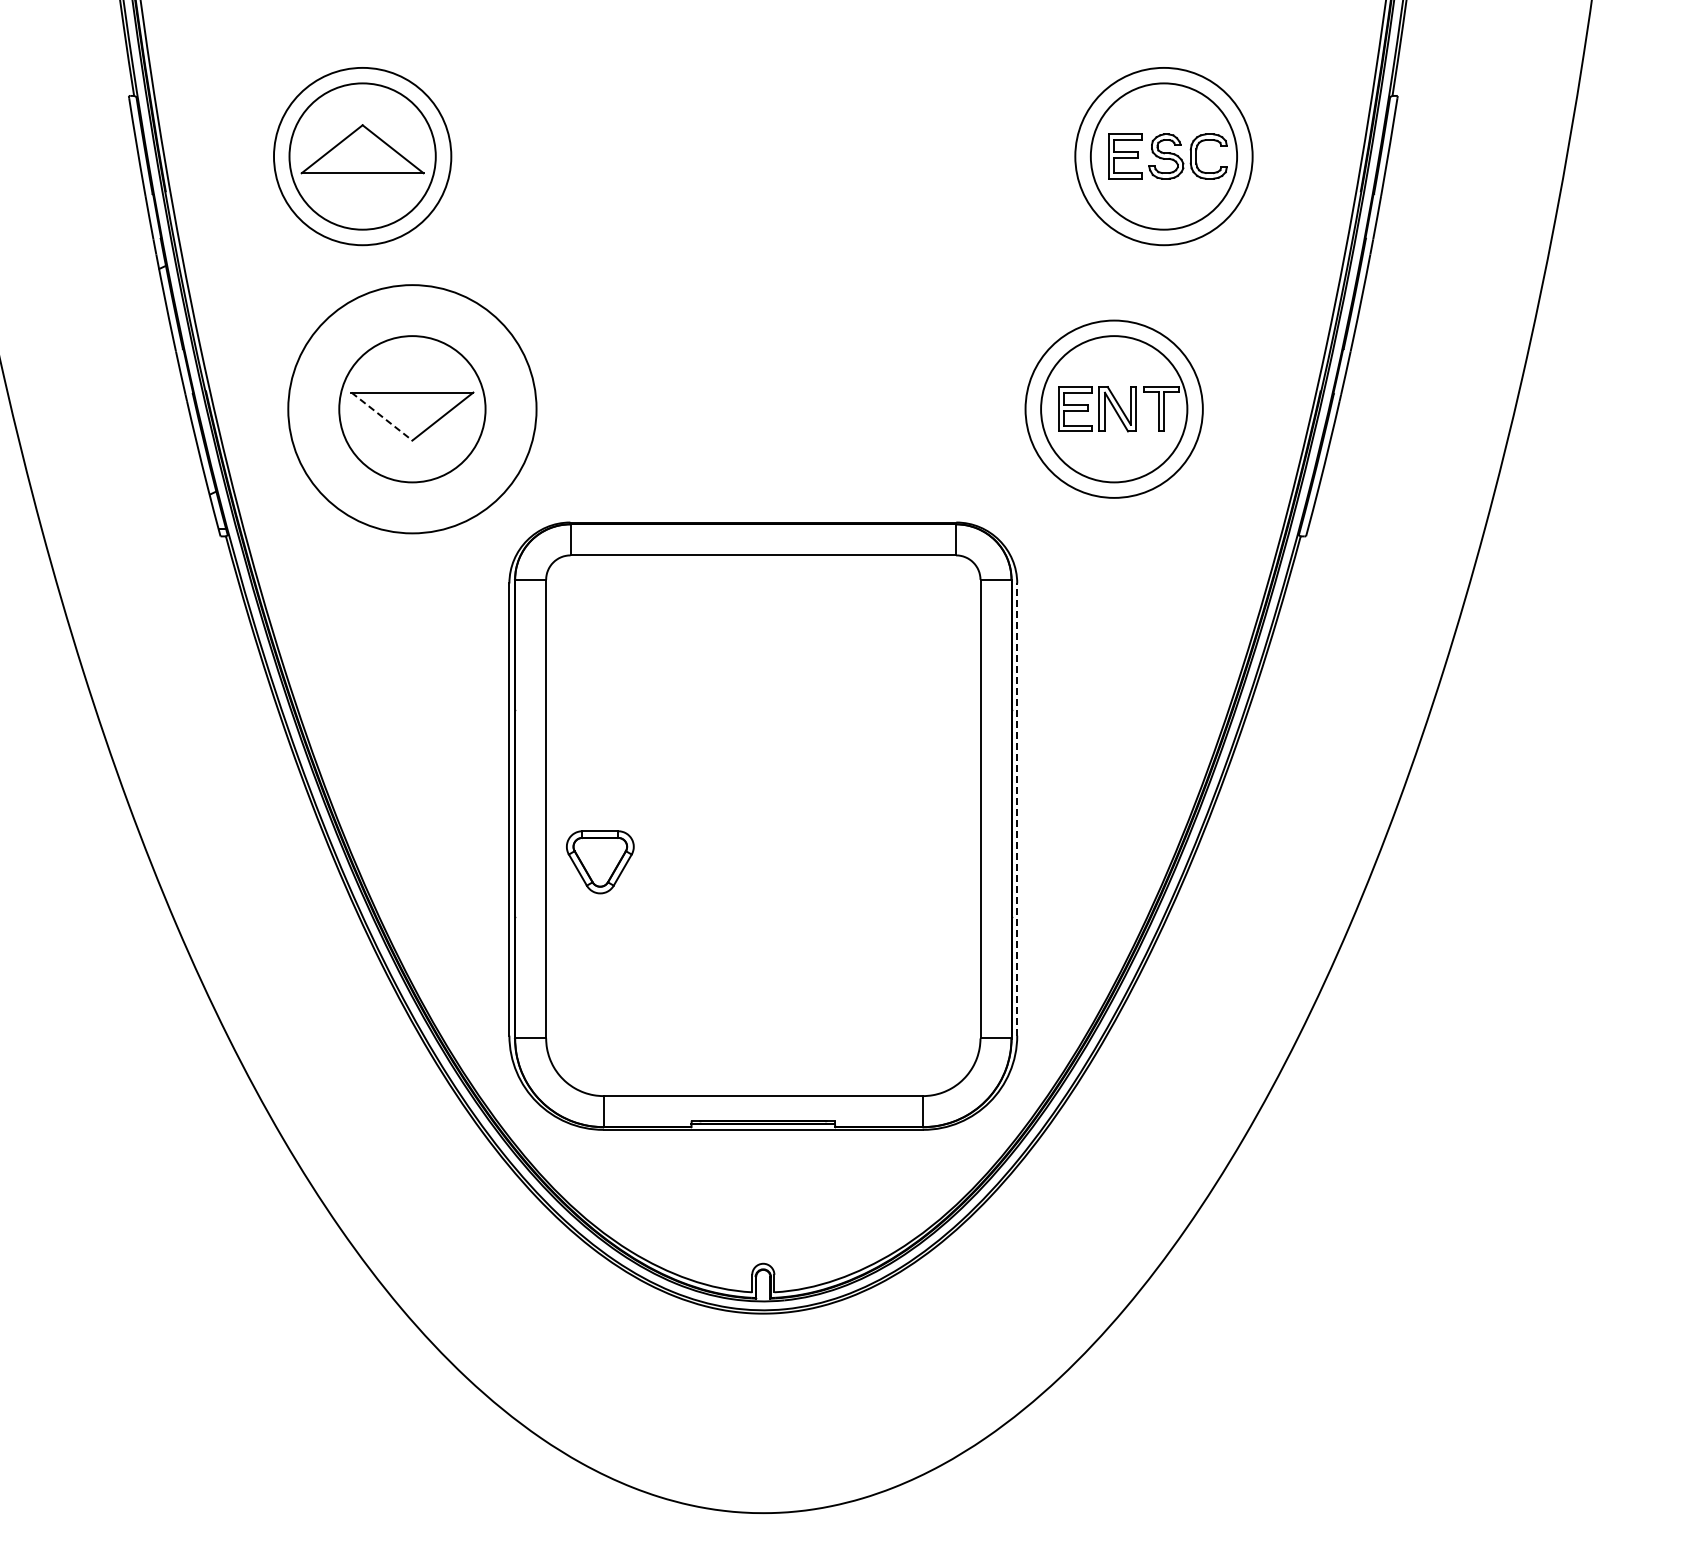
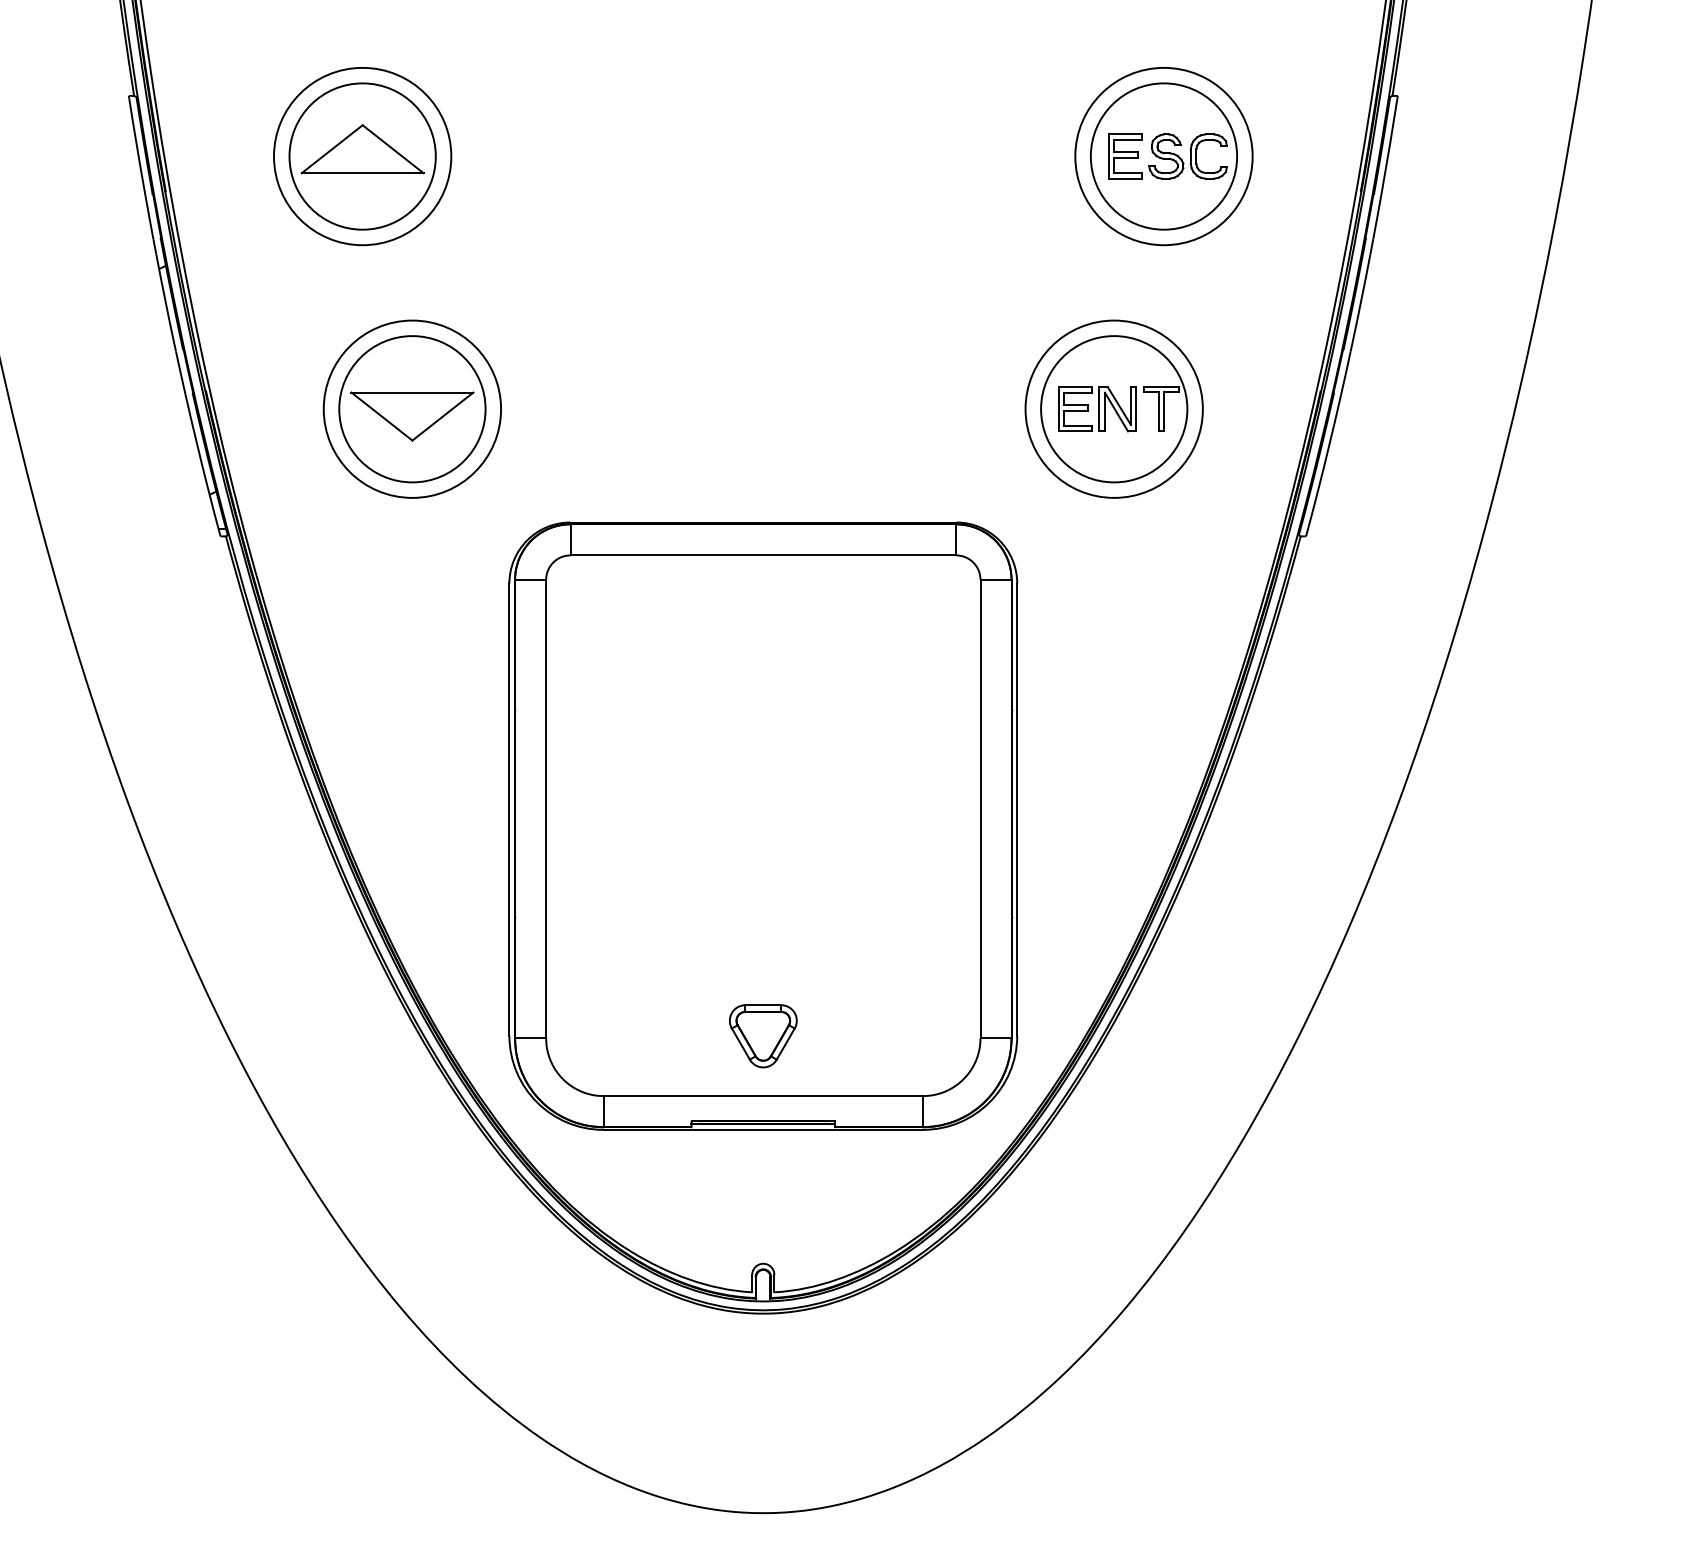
circle diameter: 248 px -> 177 px (412, 408)
line: dashed -> solid (381, 416)
line: dashed -> solid (1017, 809)
part position: (600, 862) -> (763, 1036) (763, 1036)
